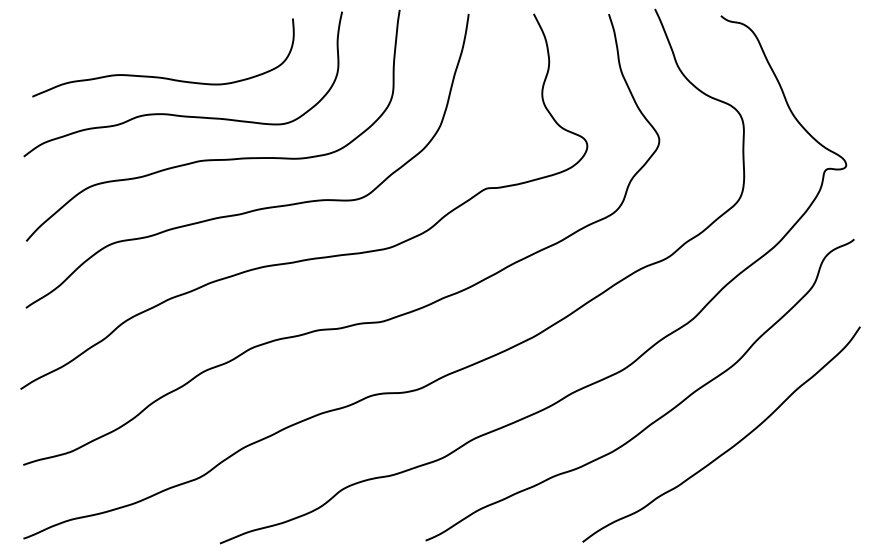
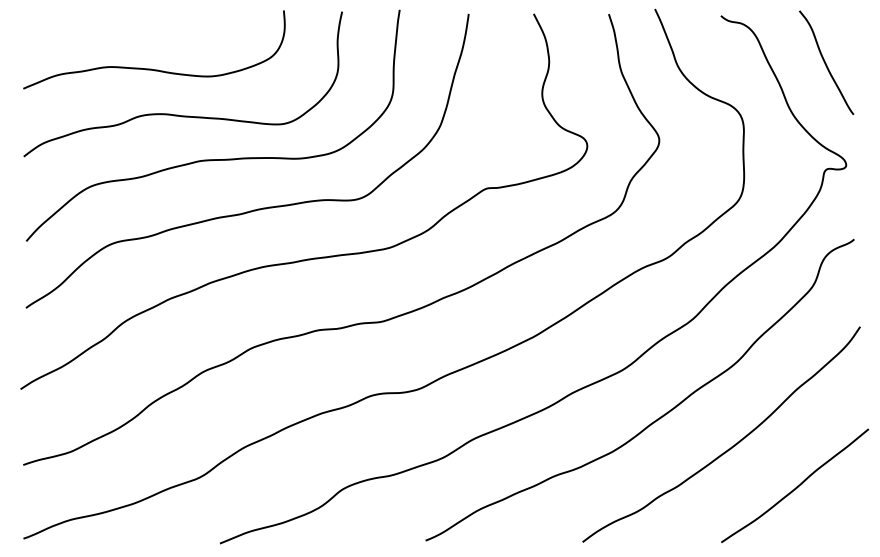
curve: none -> present (825, 62)
curve position: (160, 76) -> (151, 68) (151, 68)
curve: none -> present (796, 486)
